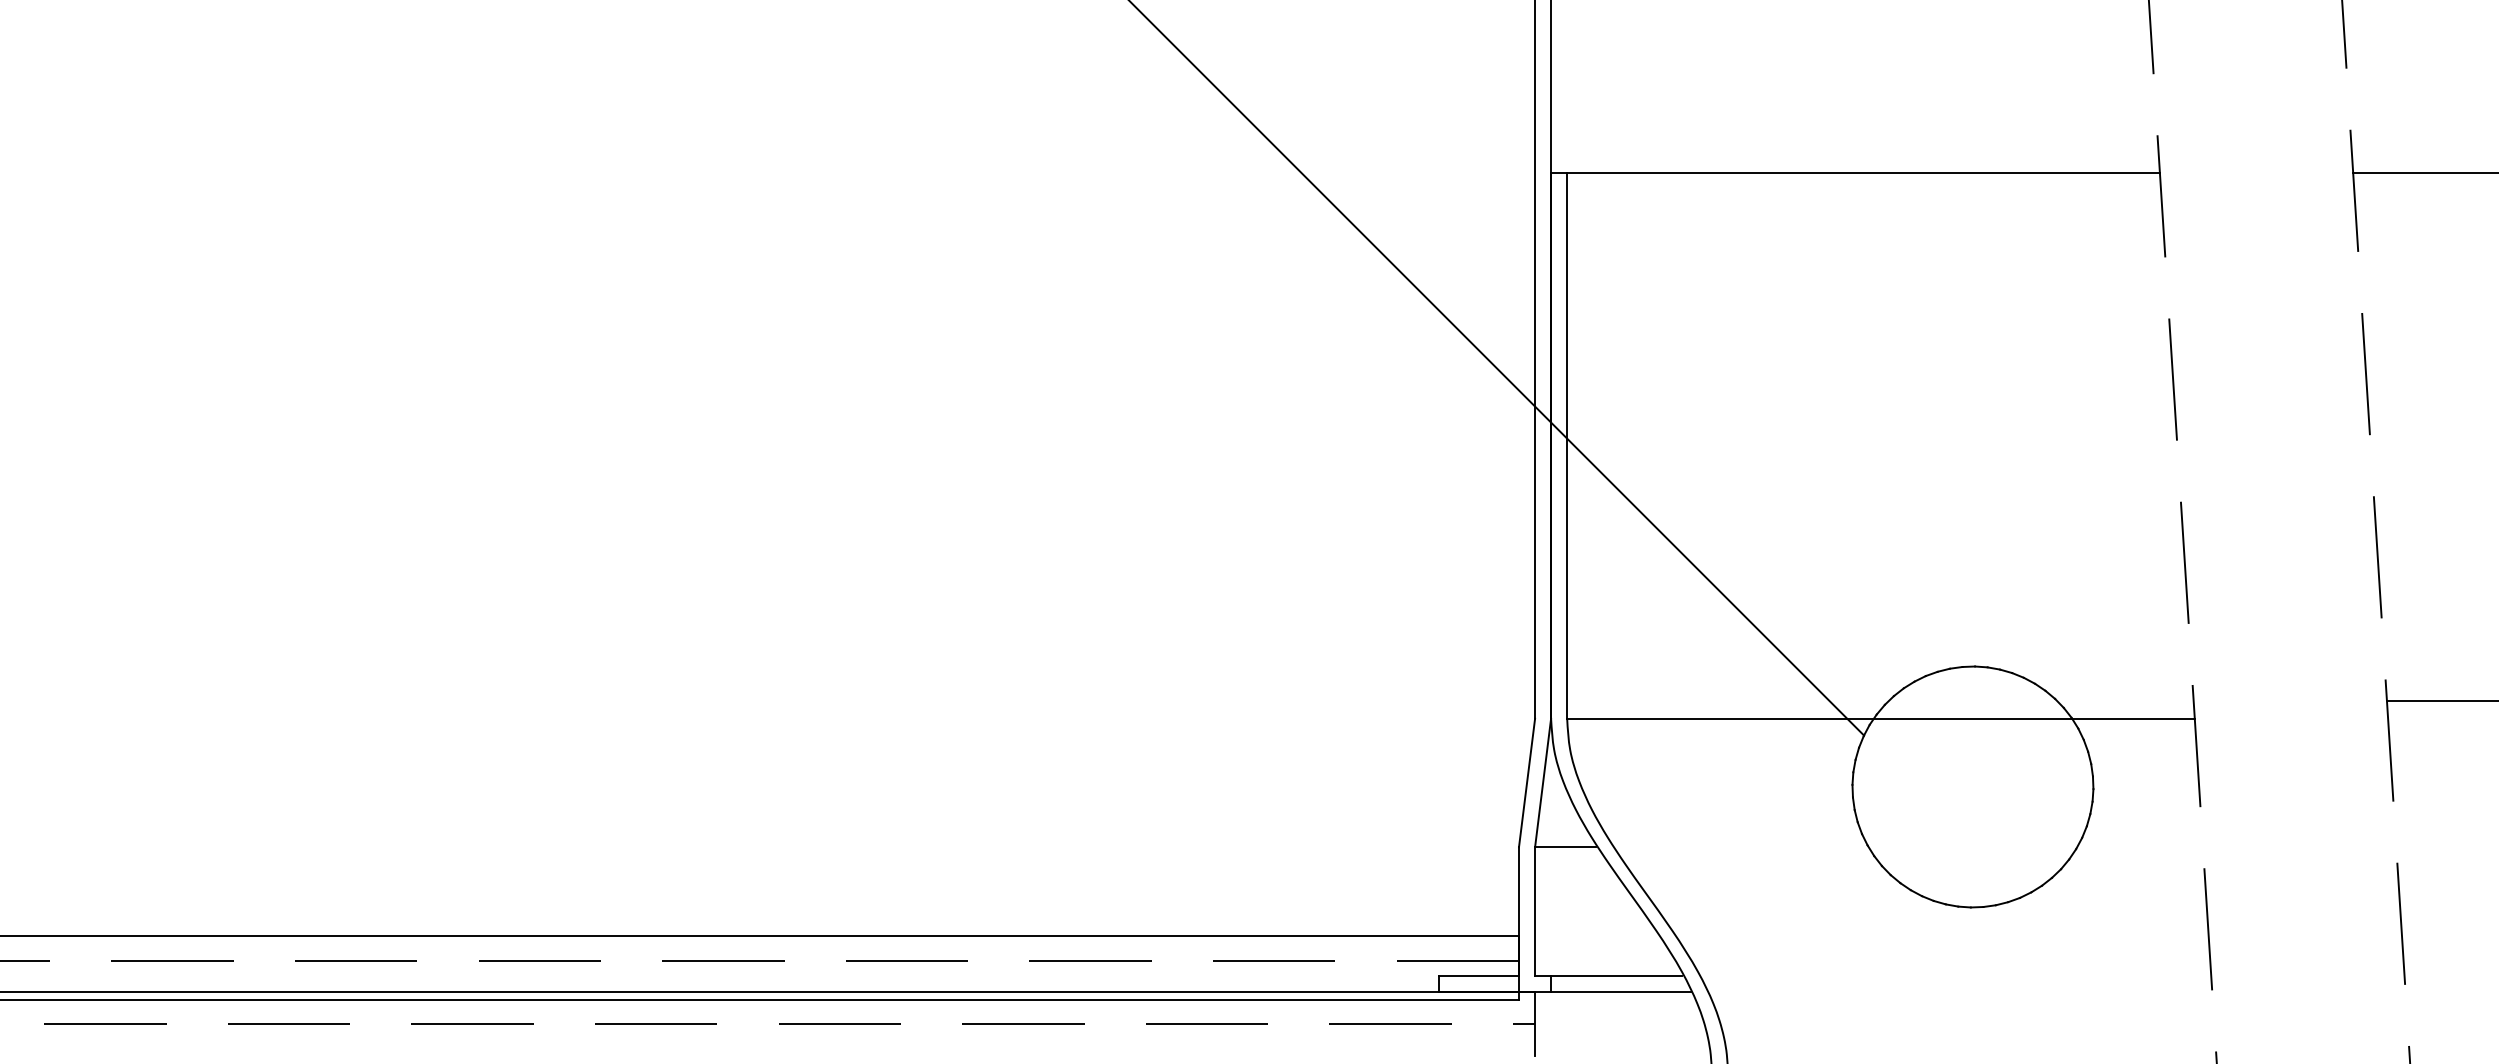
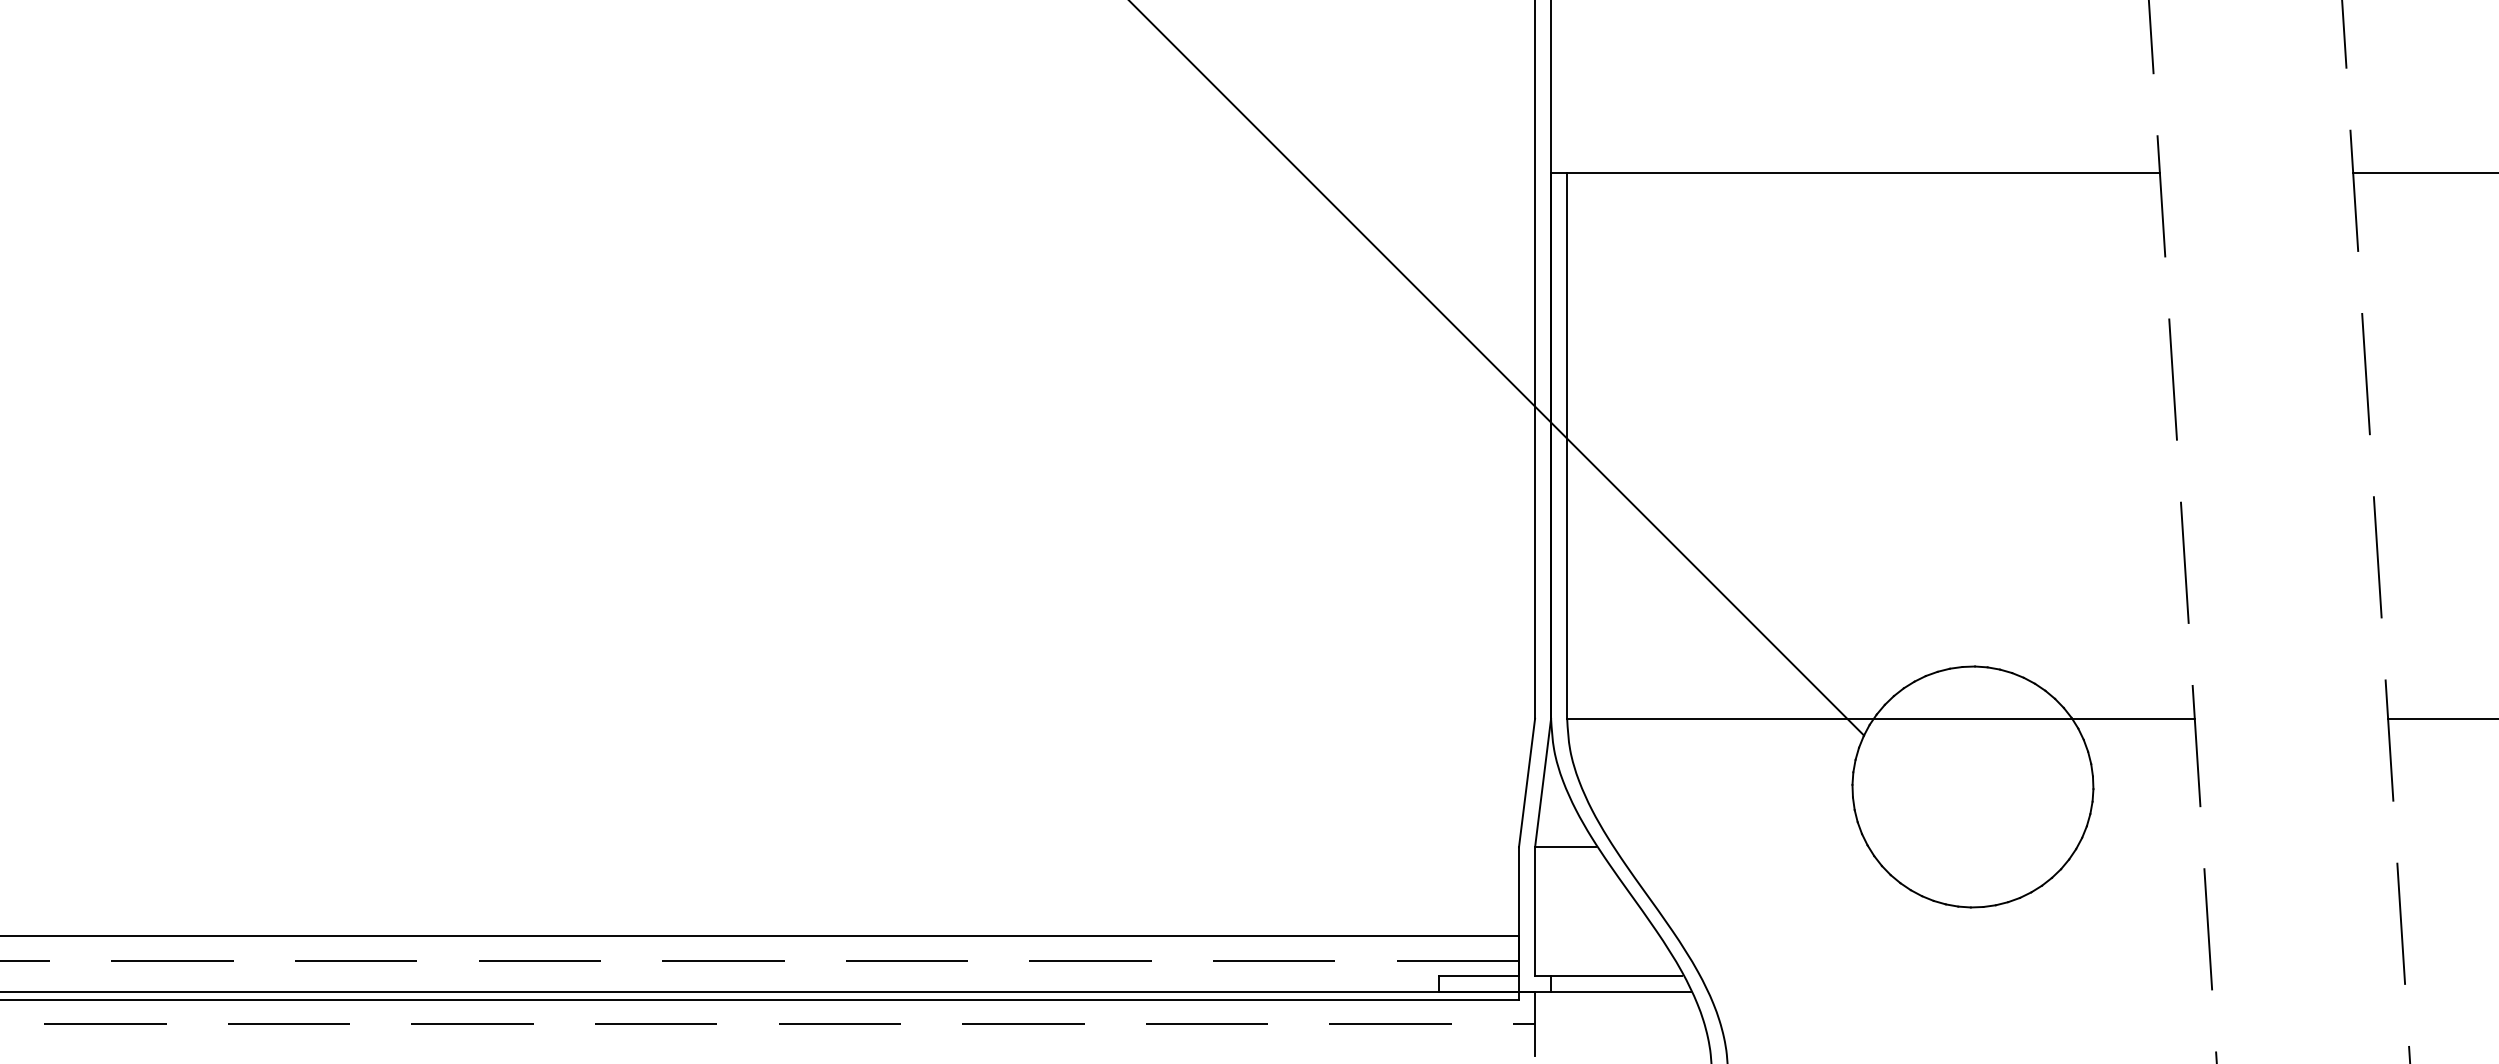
line position: (2441, 700) -> (2441, 718) (2441, 718)
